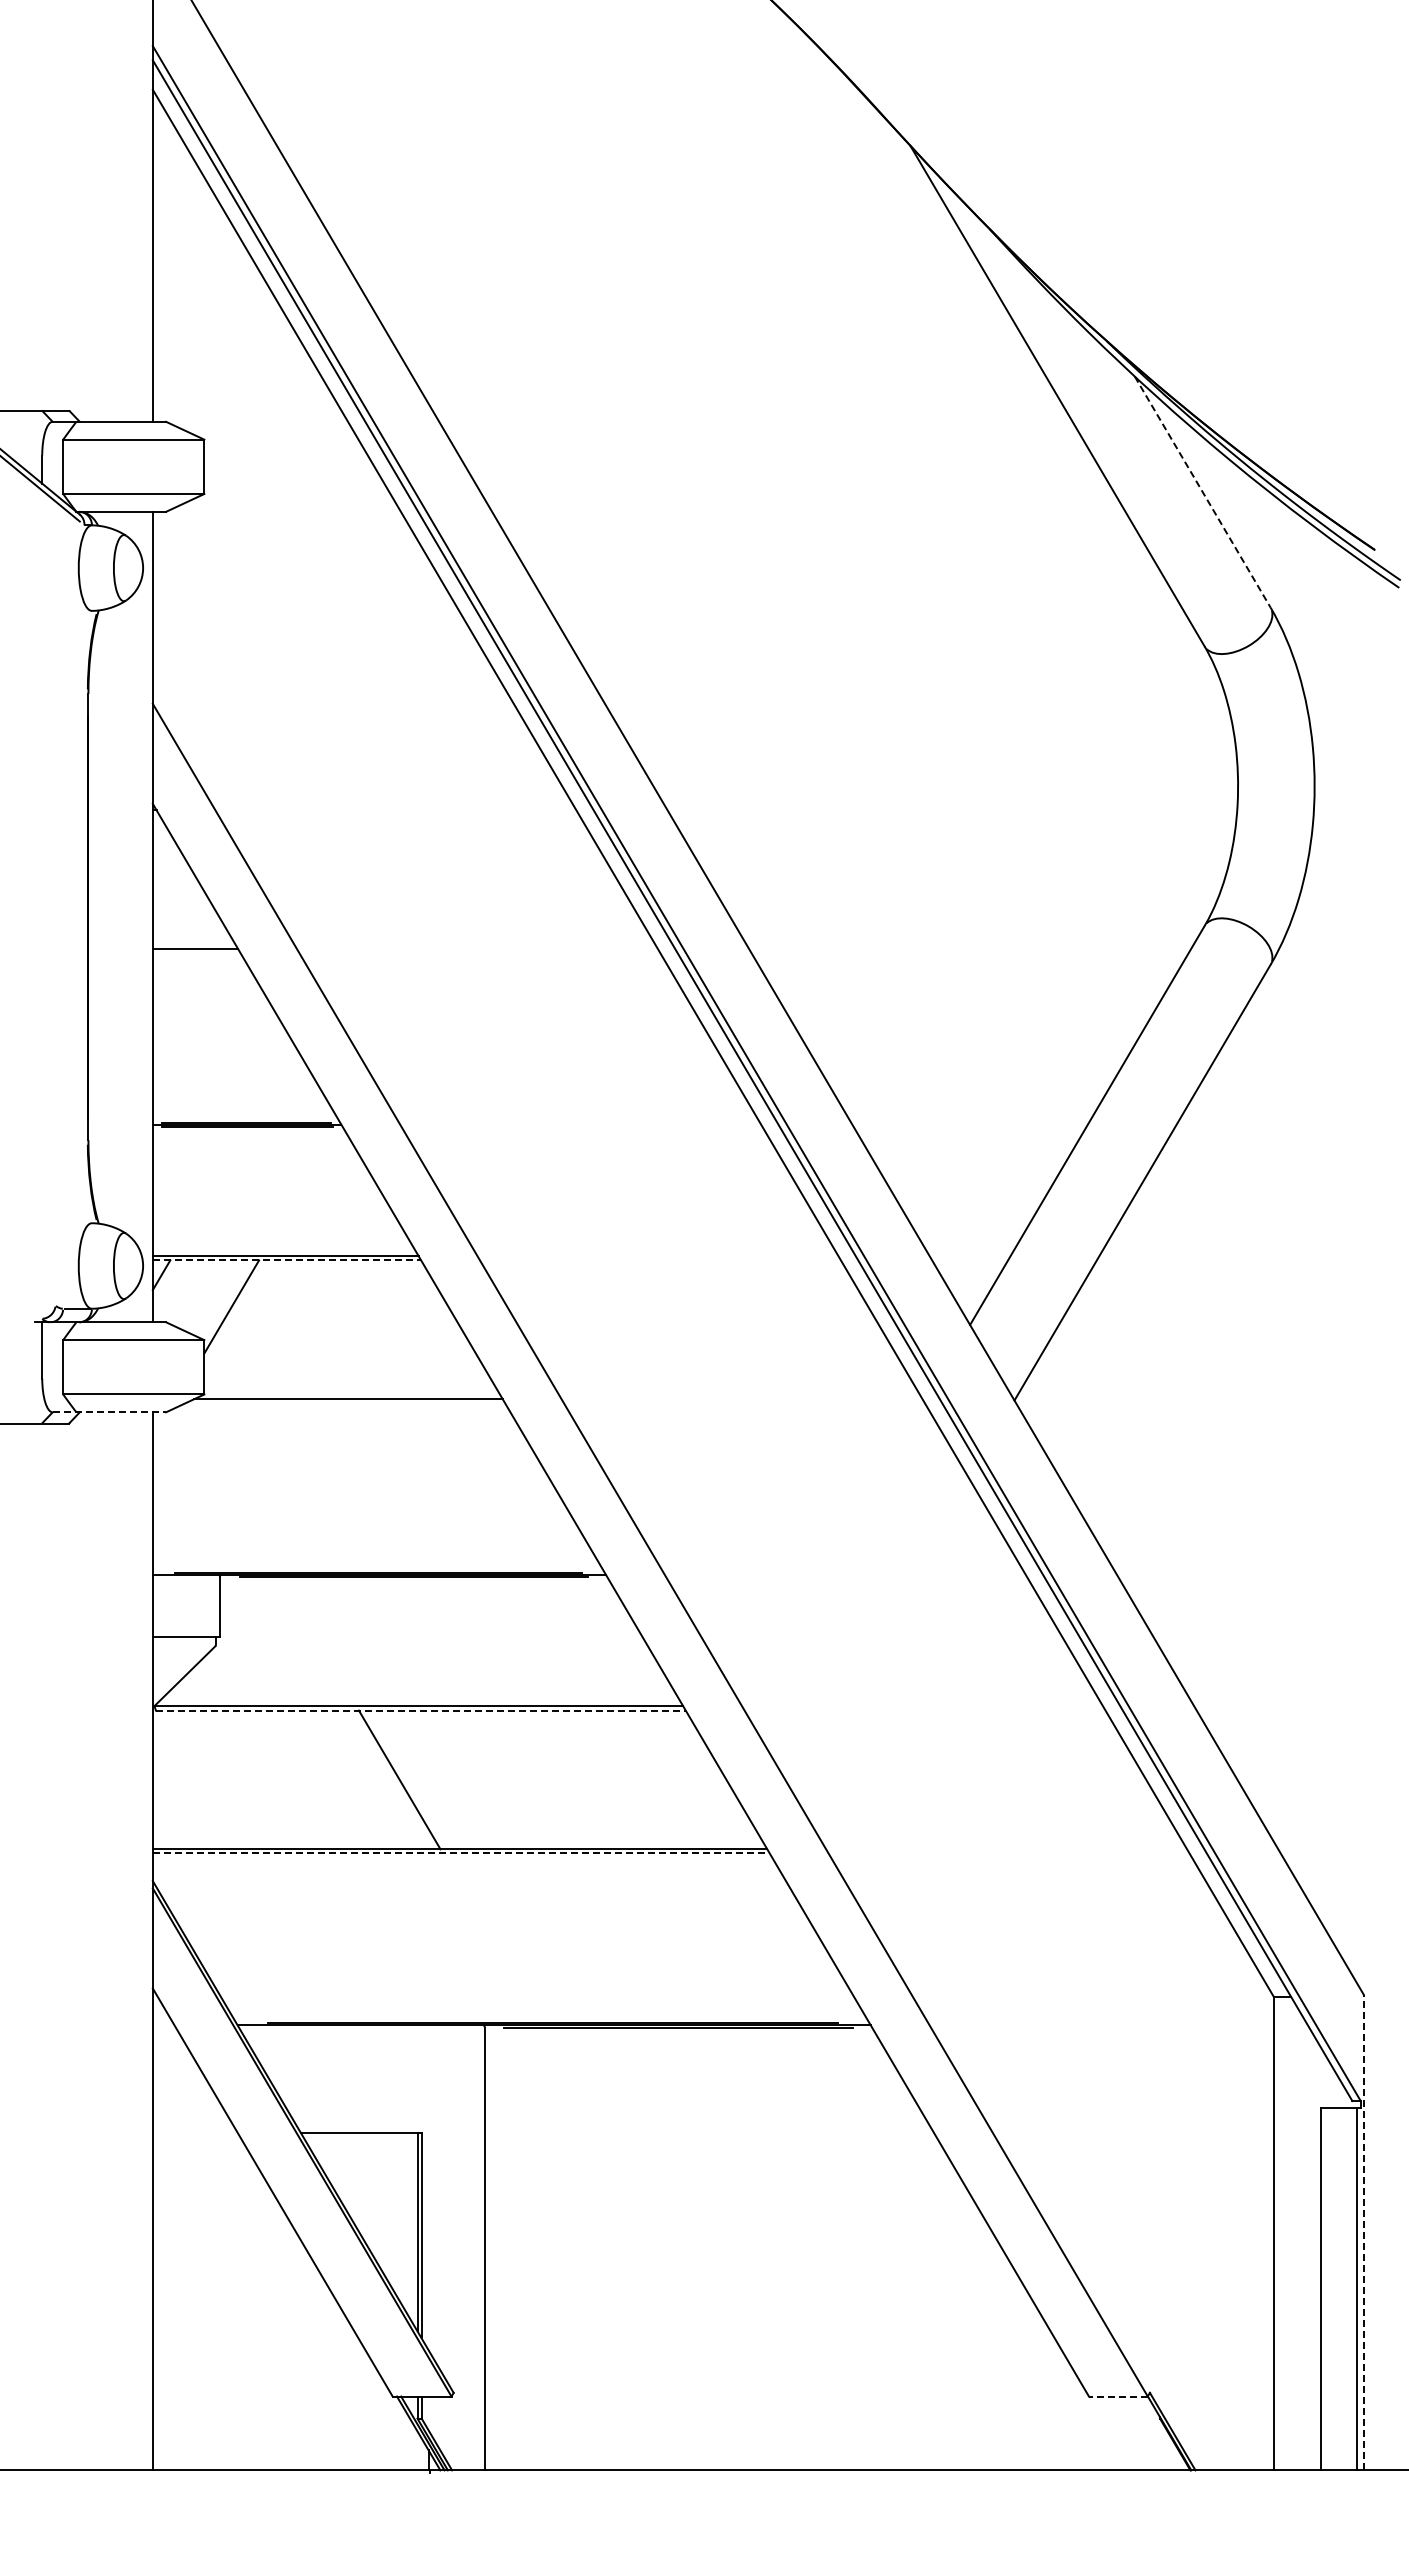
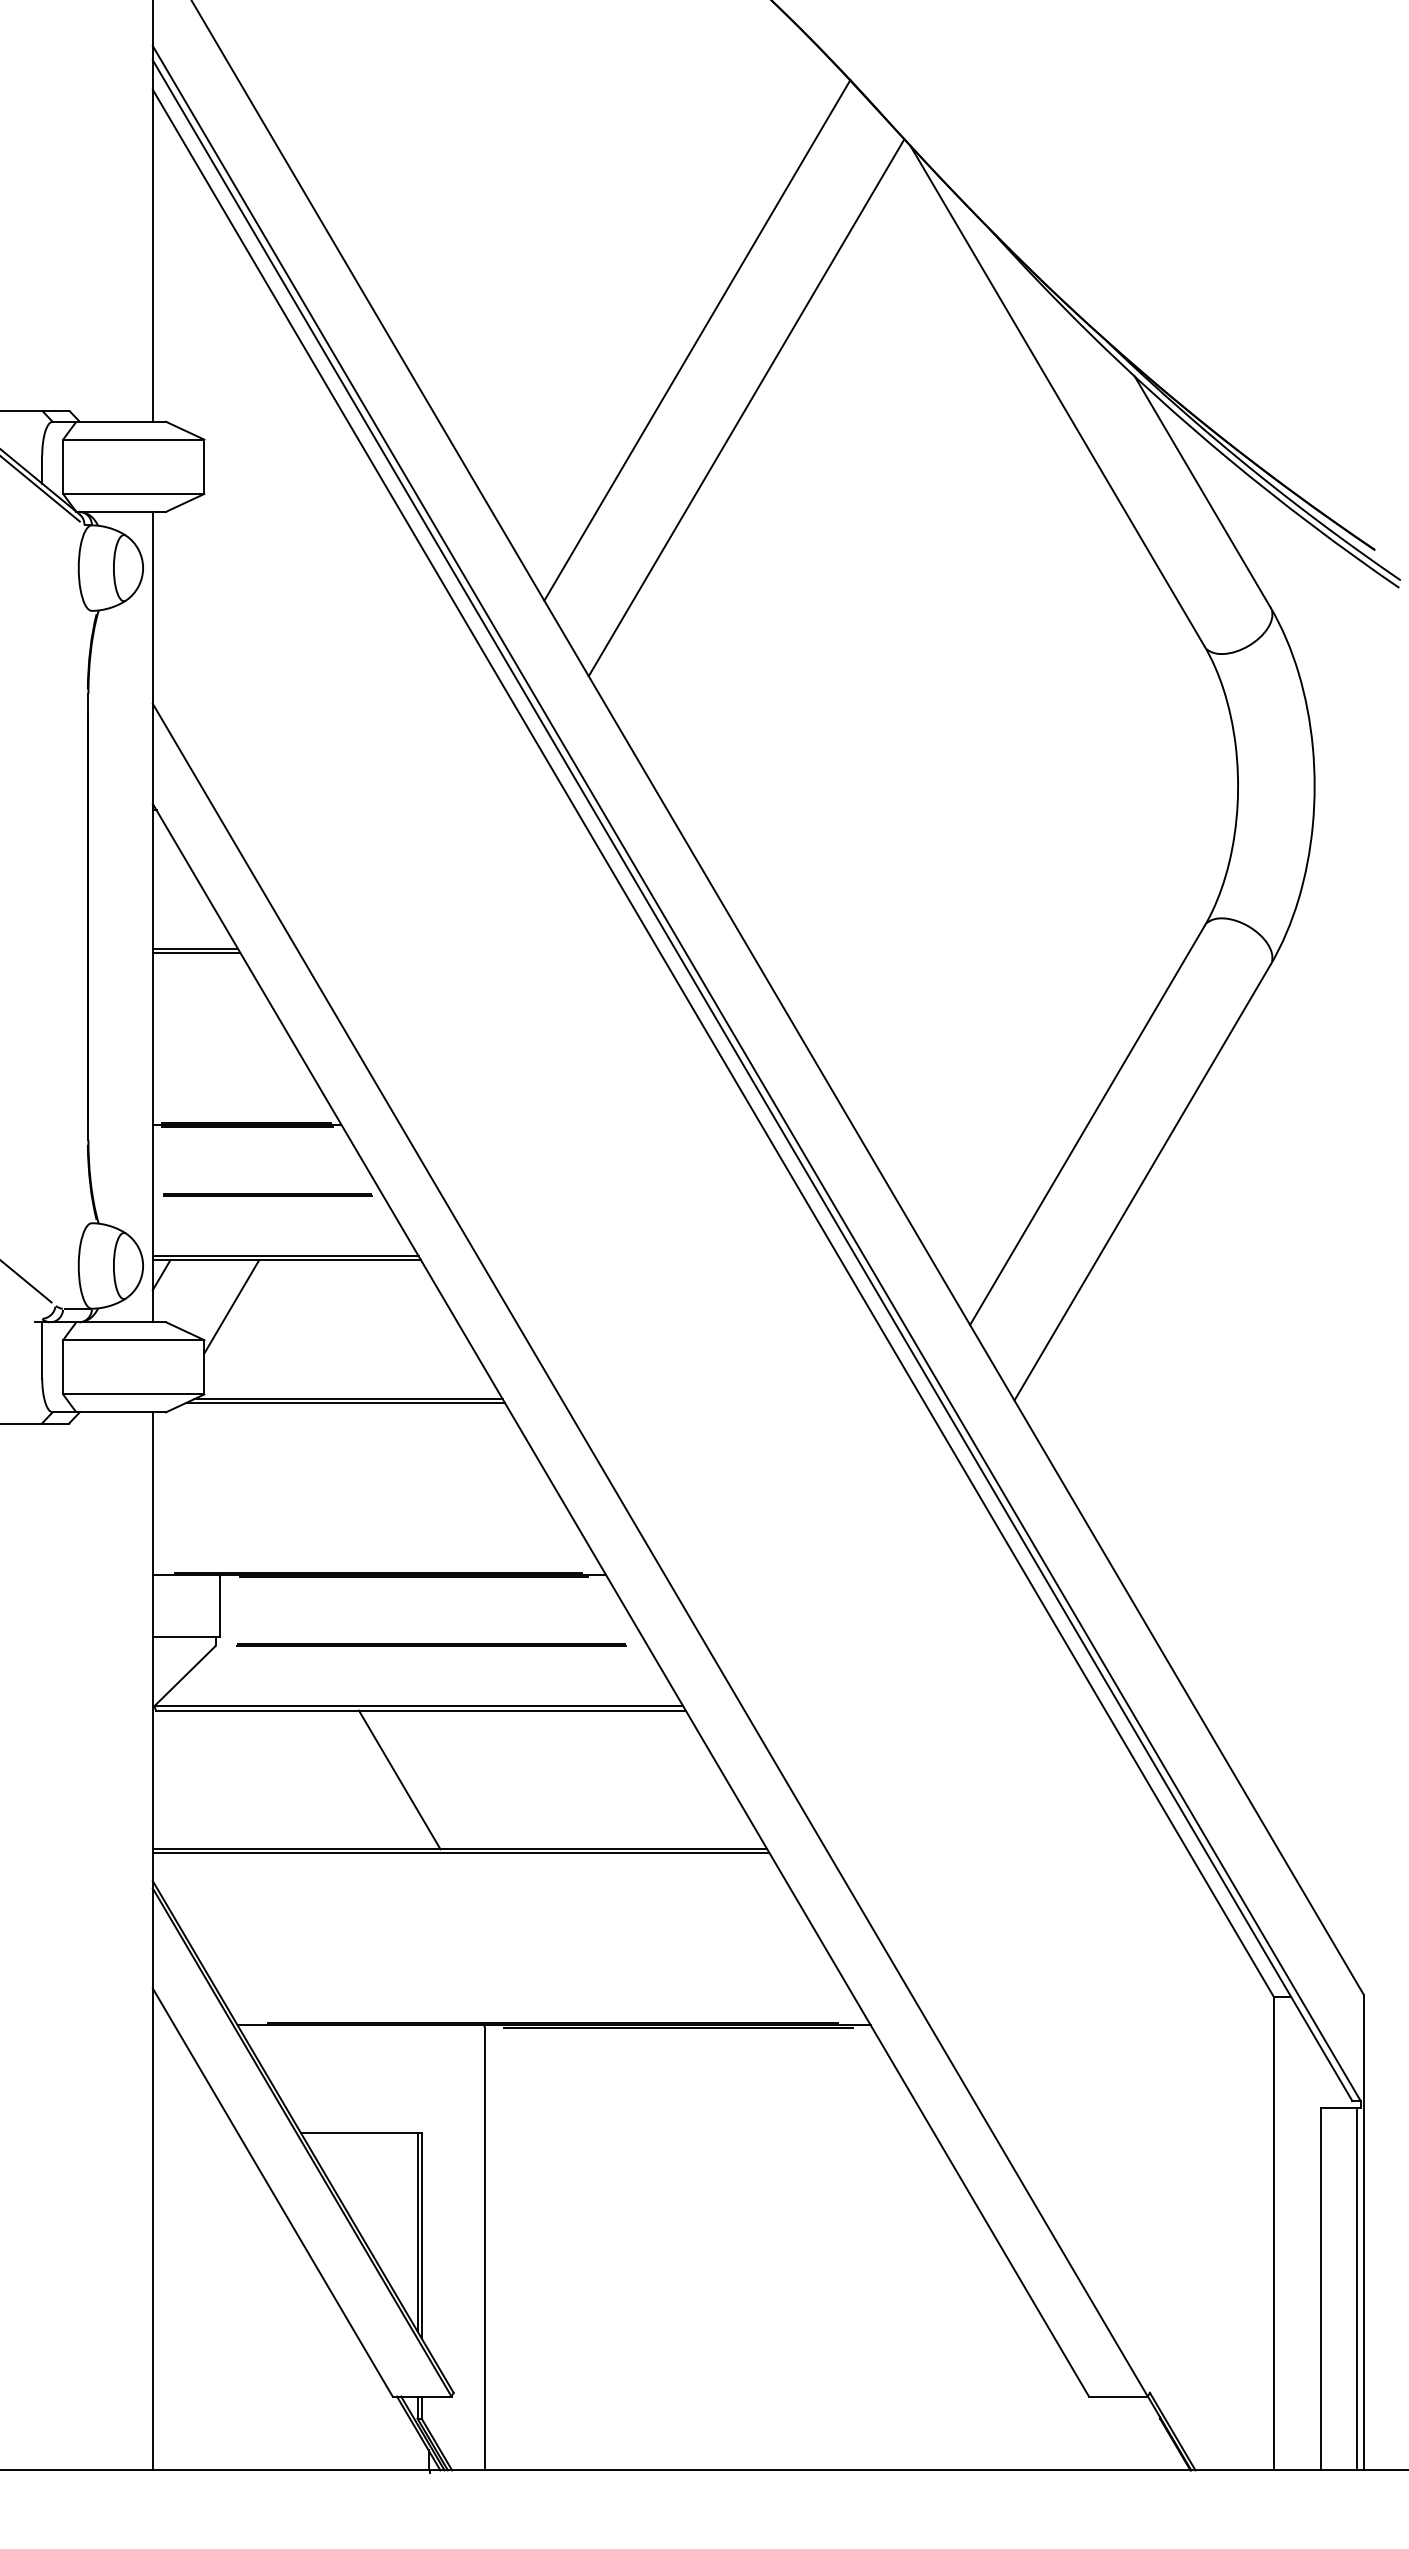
line: none -> present (697, 340)
line: none -> present (746, 407)
line: dashed -> solid (1202, 492)
line: none -> present (196, 952)
line: none -> present (267, 1194)
line: dashed -> solid (287, 1260)
line: none -> present (26, 1282)
line: none -> present (345, 1402)
line: dashed -> solid (109, 1412)
line: none -> present (431, 1644)
line: dashed -> solid (420, 1710)
line: dashed -> solid (461, 1853)
line: dashed -> solid (1363, 2232)
line: dashed -> solid (1117, 2396)
